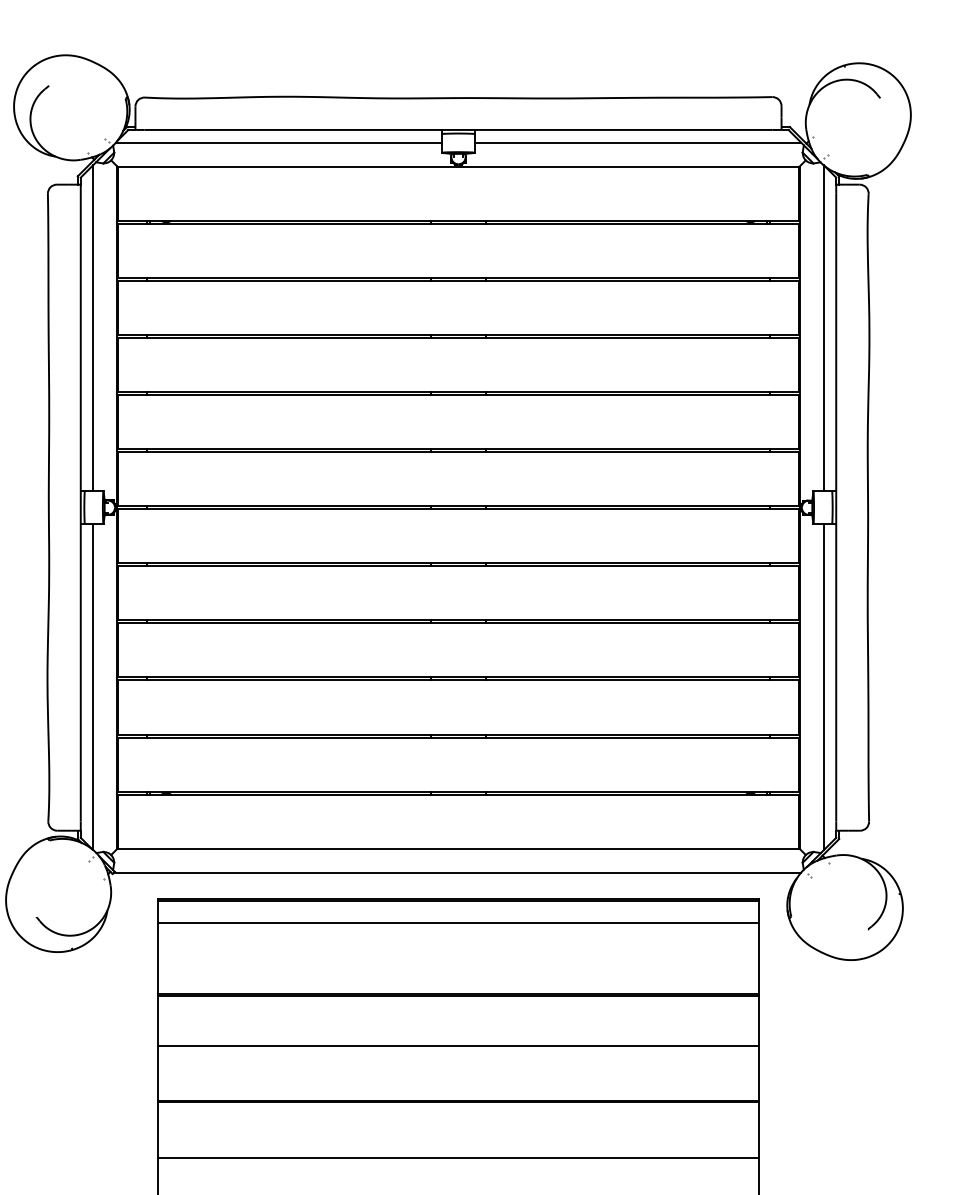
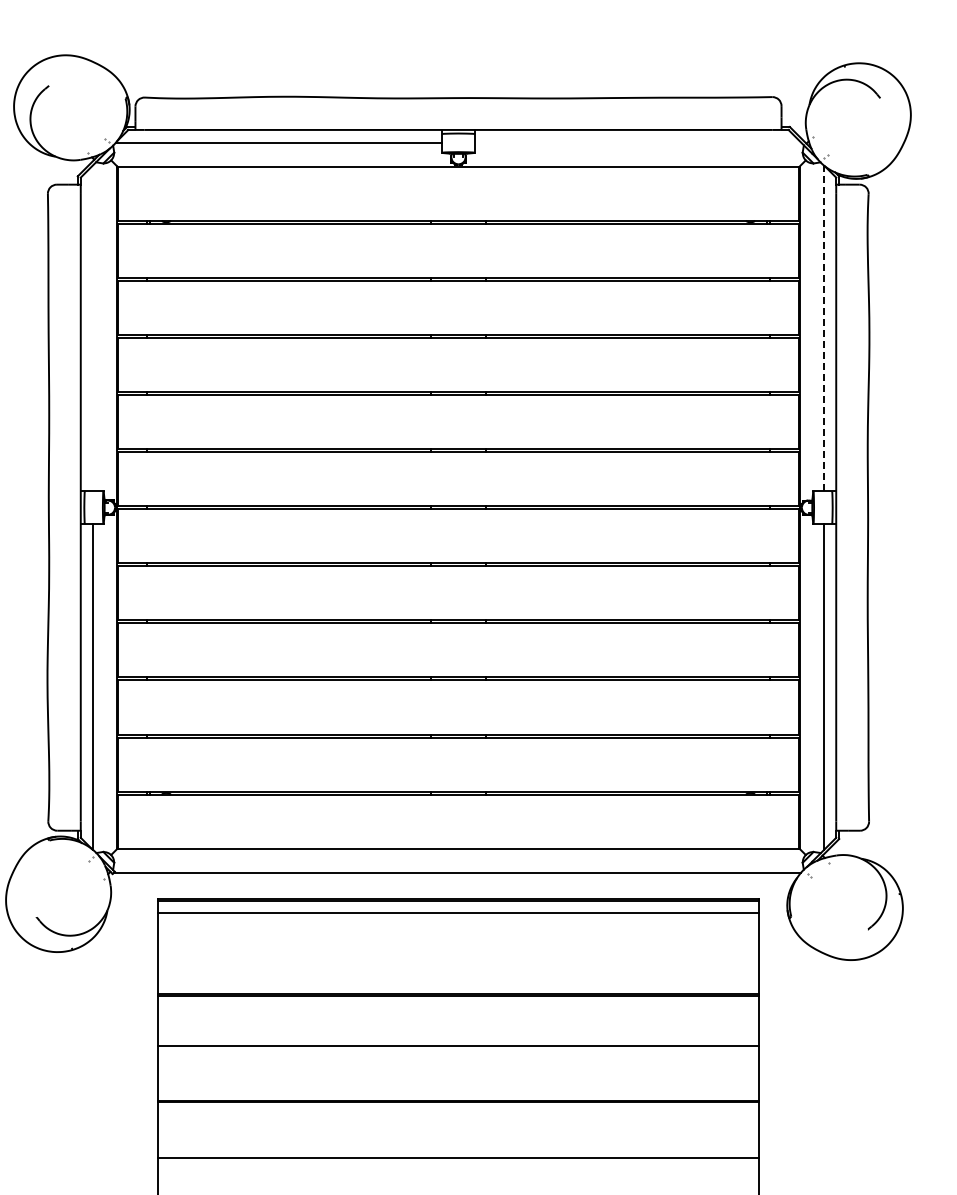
line: present -> none (638, 142)
line: present -> none (93, 328)
line: solid -> dashed (823, 328)
line position: (458, 922) -> (458, 912) (458, 912)
